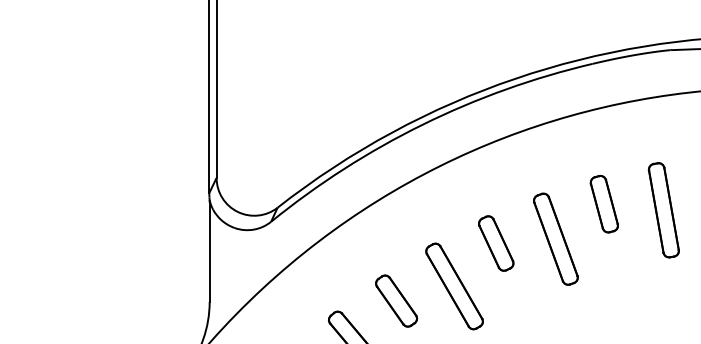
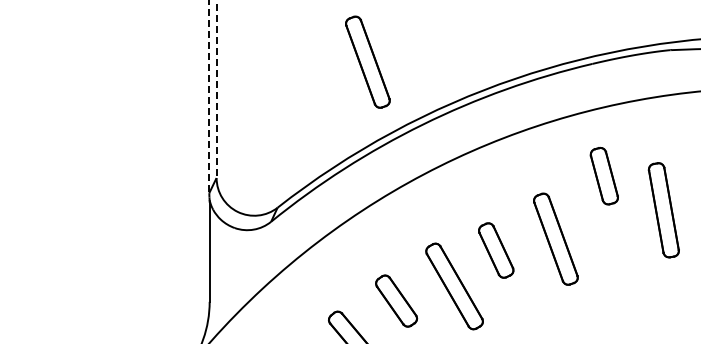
part: none -> present (367, 61)
line: solid -> dashed (216, 89)
line: solid -> dashed (209, 97)
part position: (603, 204) -> (603, 176) (603, 176)
part position: (496, 243) -> (496, 250) (496, 250)
